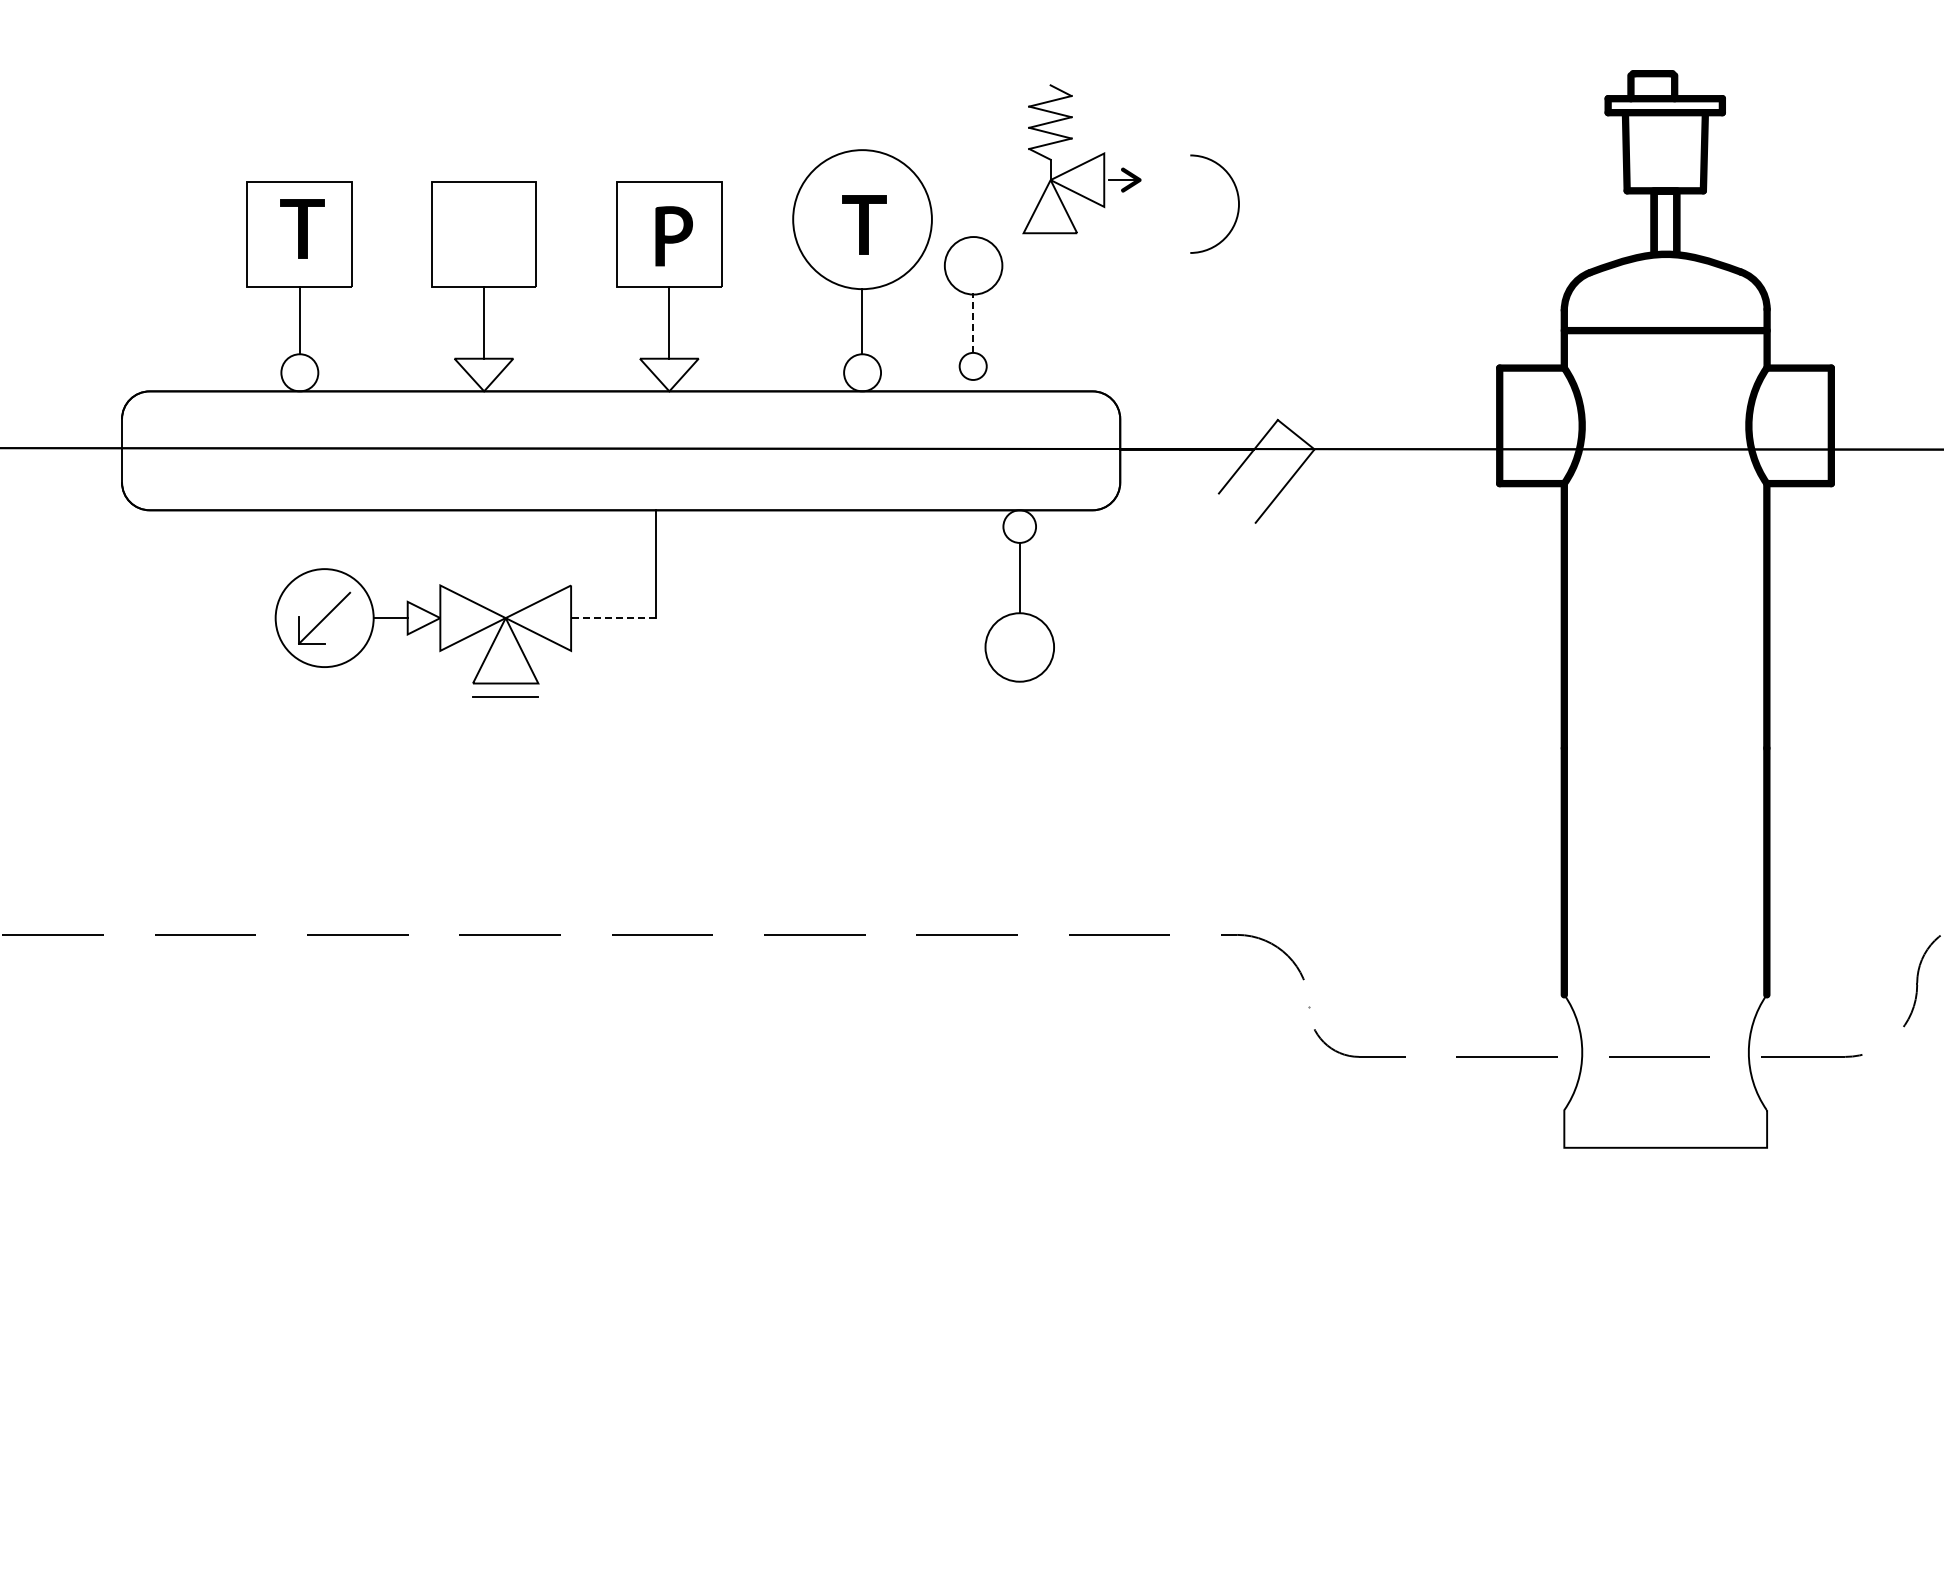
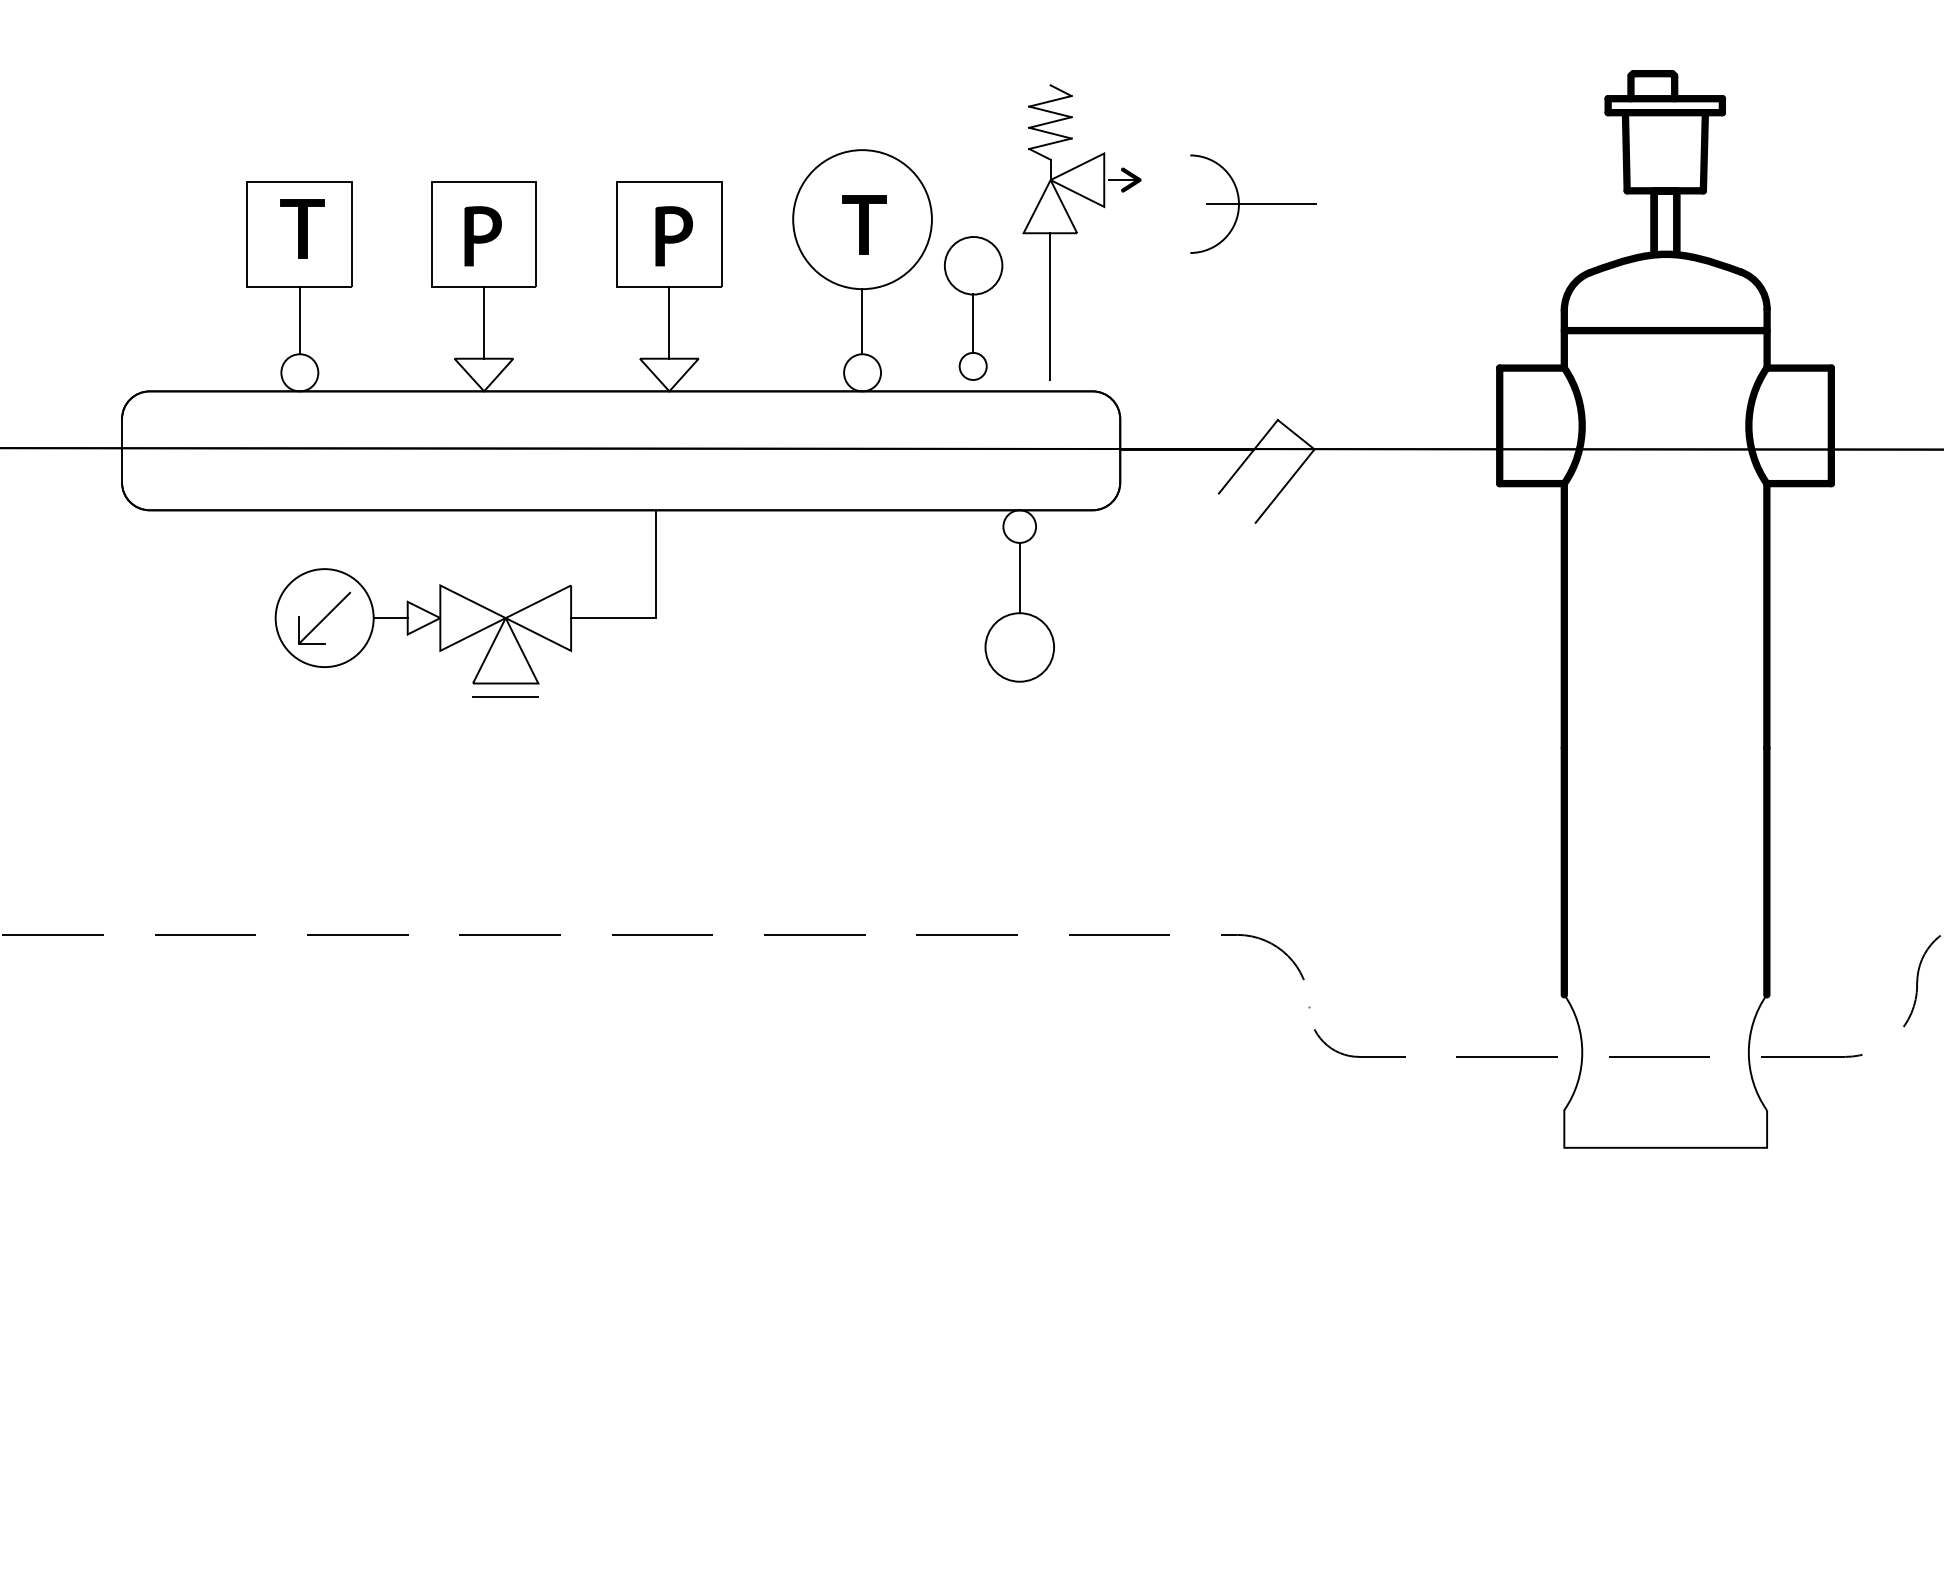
line: none -> present (1260, 204)
part: none -> present (482, 236)
line: none -> present (1050, 306)
line: dashed -> solid (973, 323)
line: dashed -> solid (613, 618)
